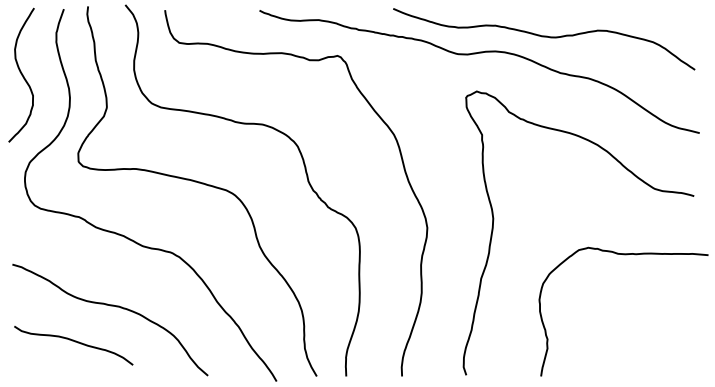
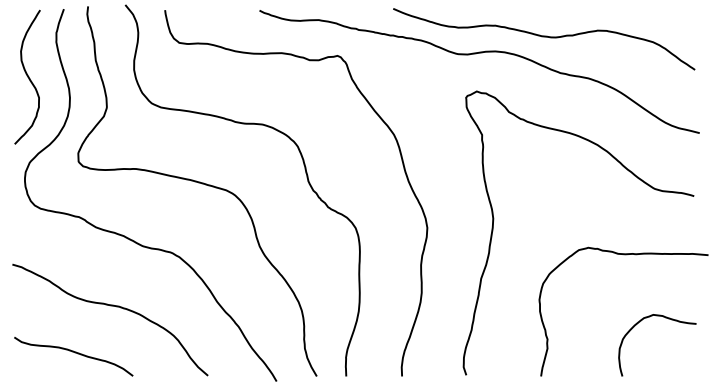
curve position: (21, 74) -> (27, 76) (27, 76)
curve: none -> present (665, 318)
curve position: (75, 342) -> (75, 353) (75, 353)
